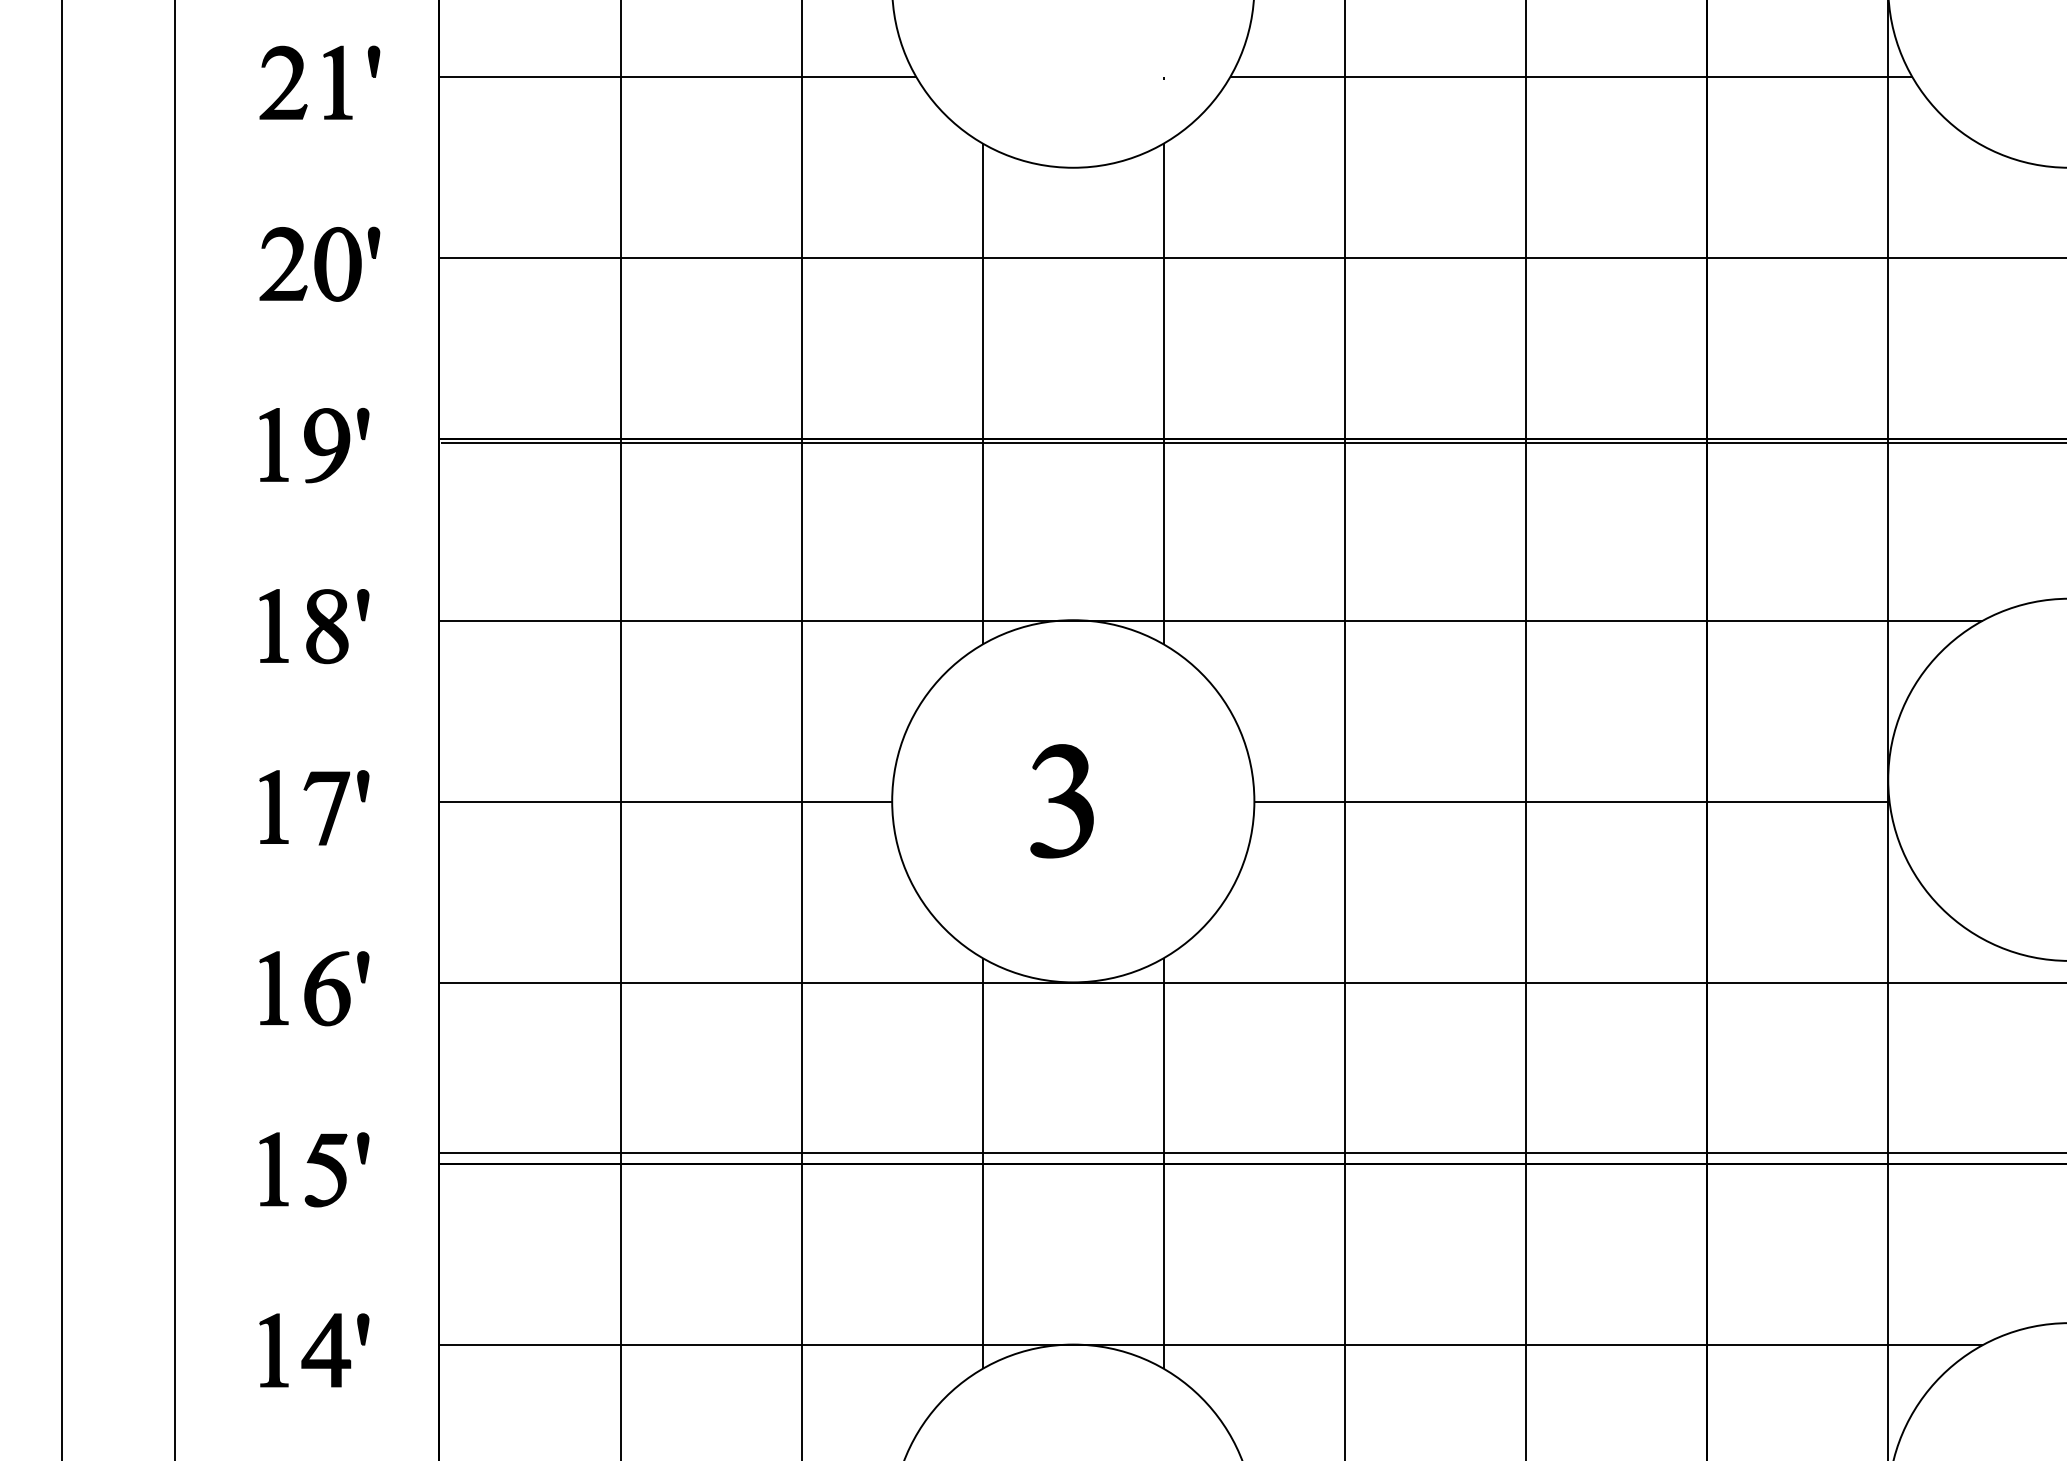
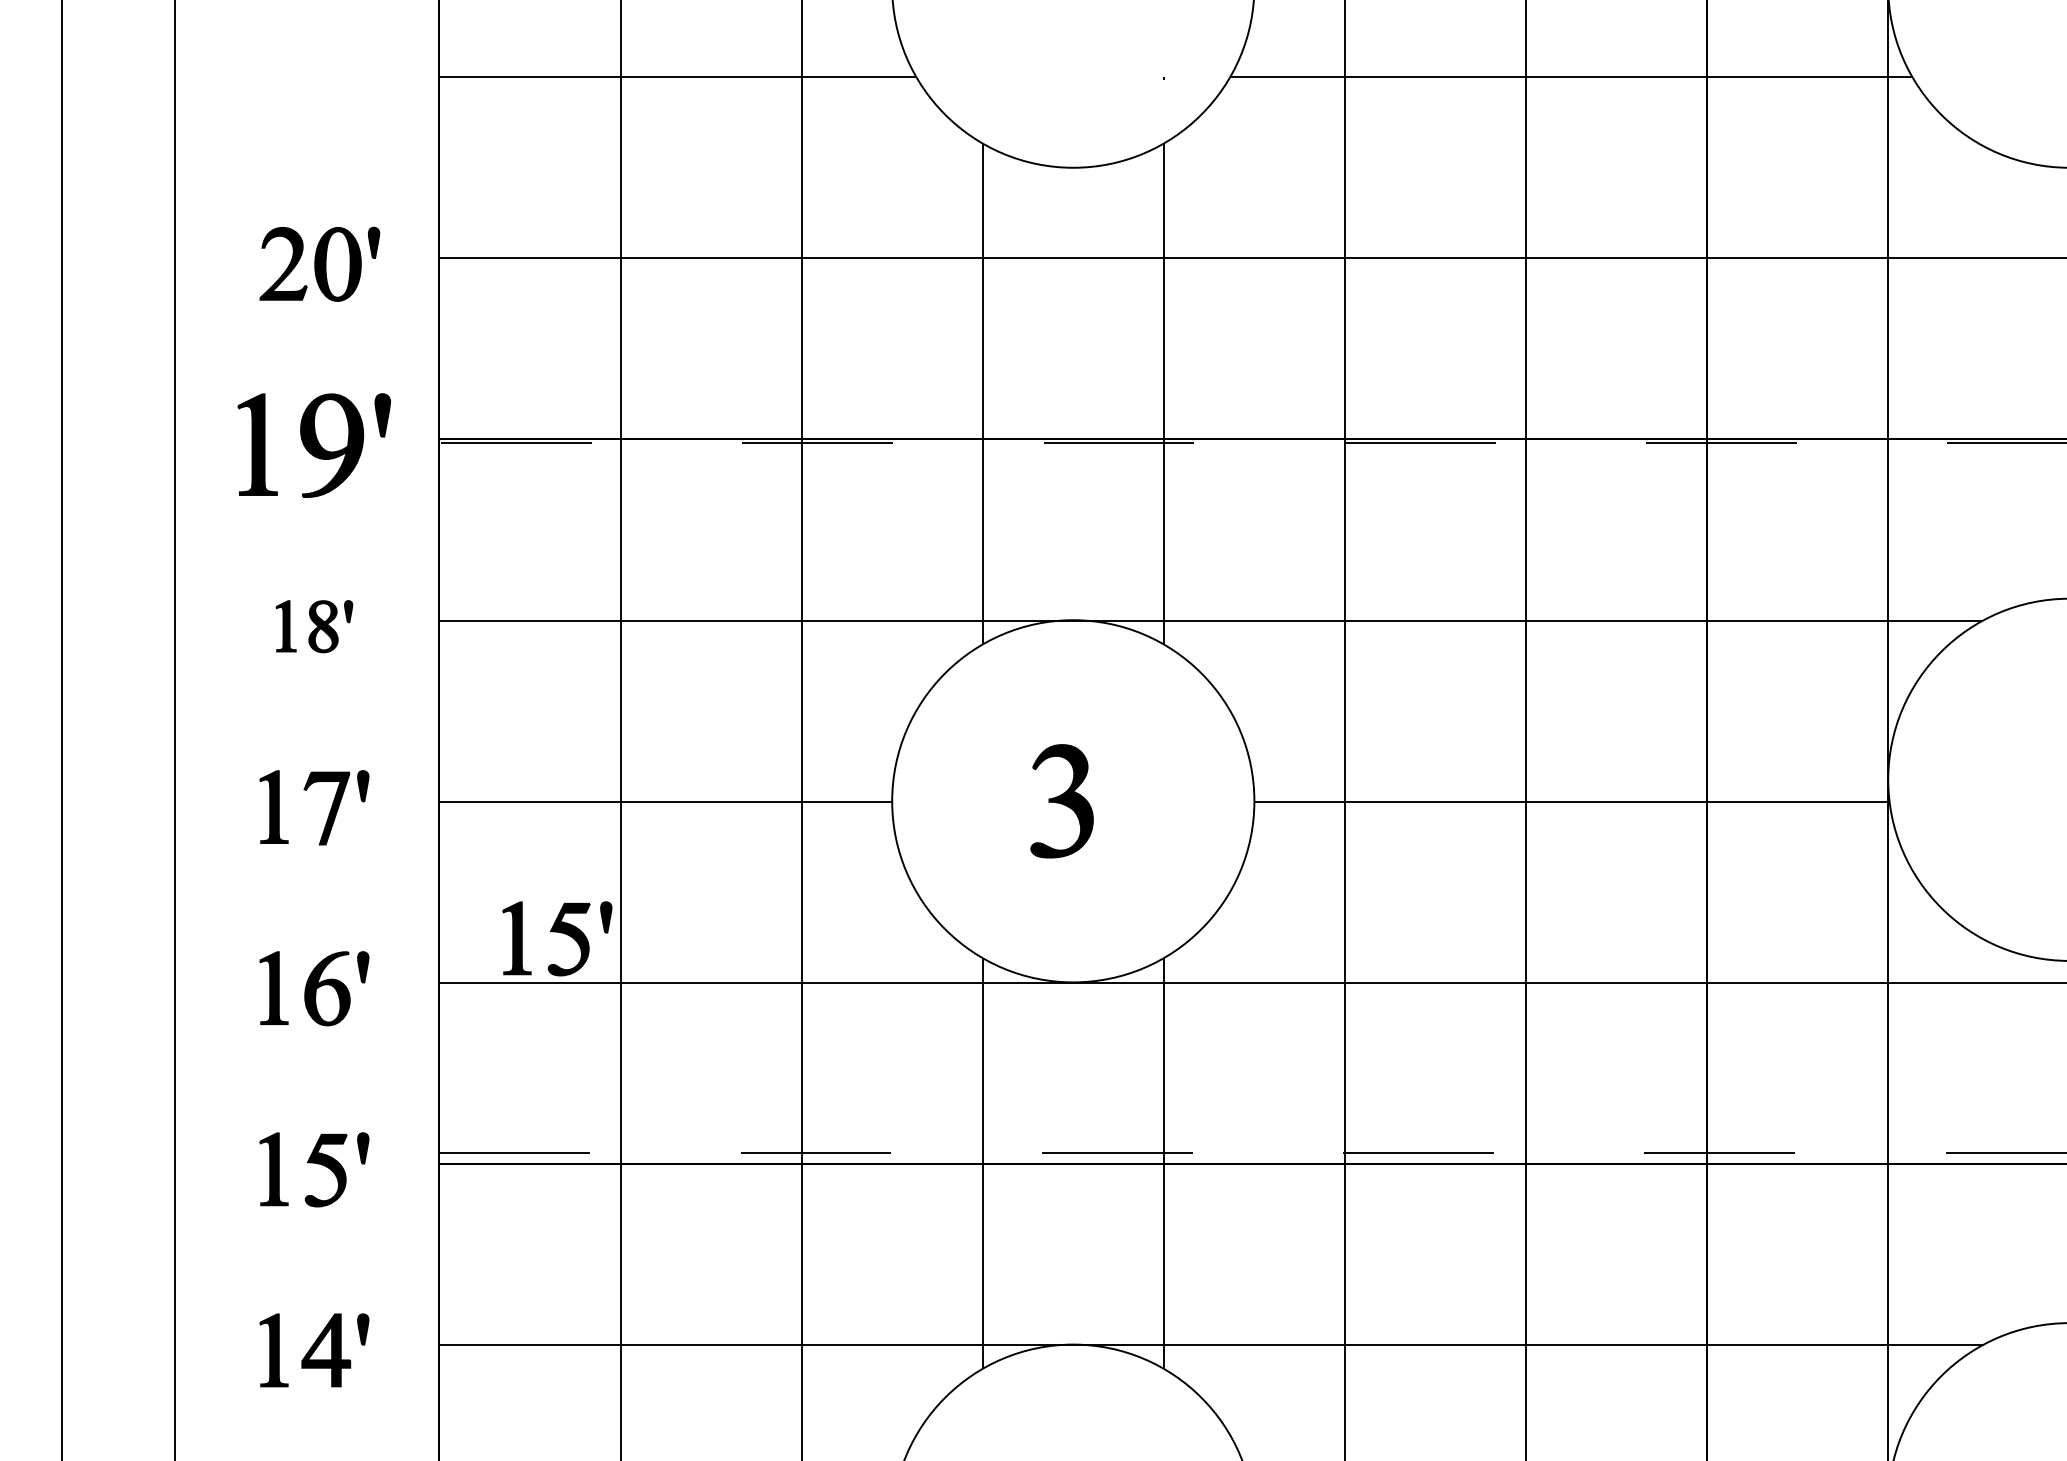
part: present -> none (333, 82)
line: solid -> dashed (1254, 443)
part size: 111x77 px -> 154x105 px (313, 445)
part size: 111x76 px -> 79x54 px (314, 626)
part: none -> present (557, 938)
line: solid -> dashed (1253, 1153)
